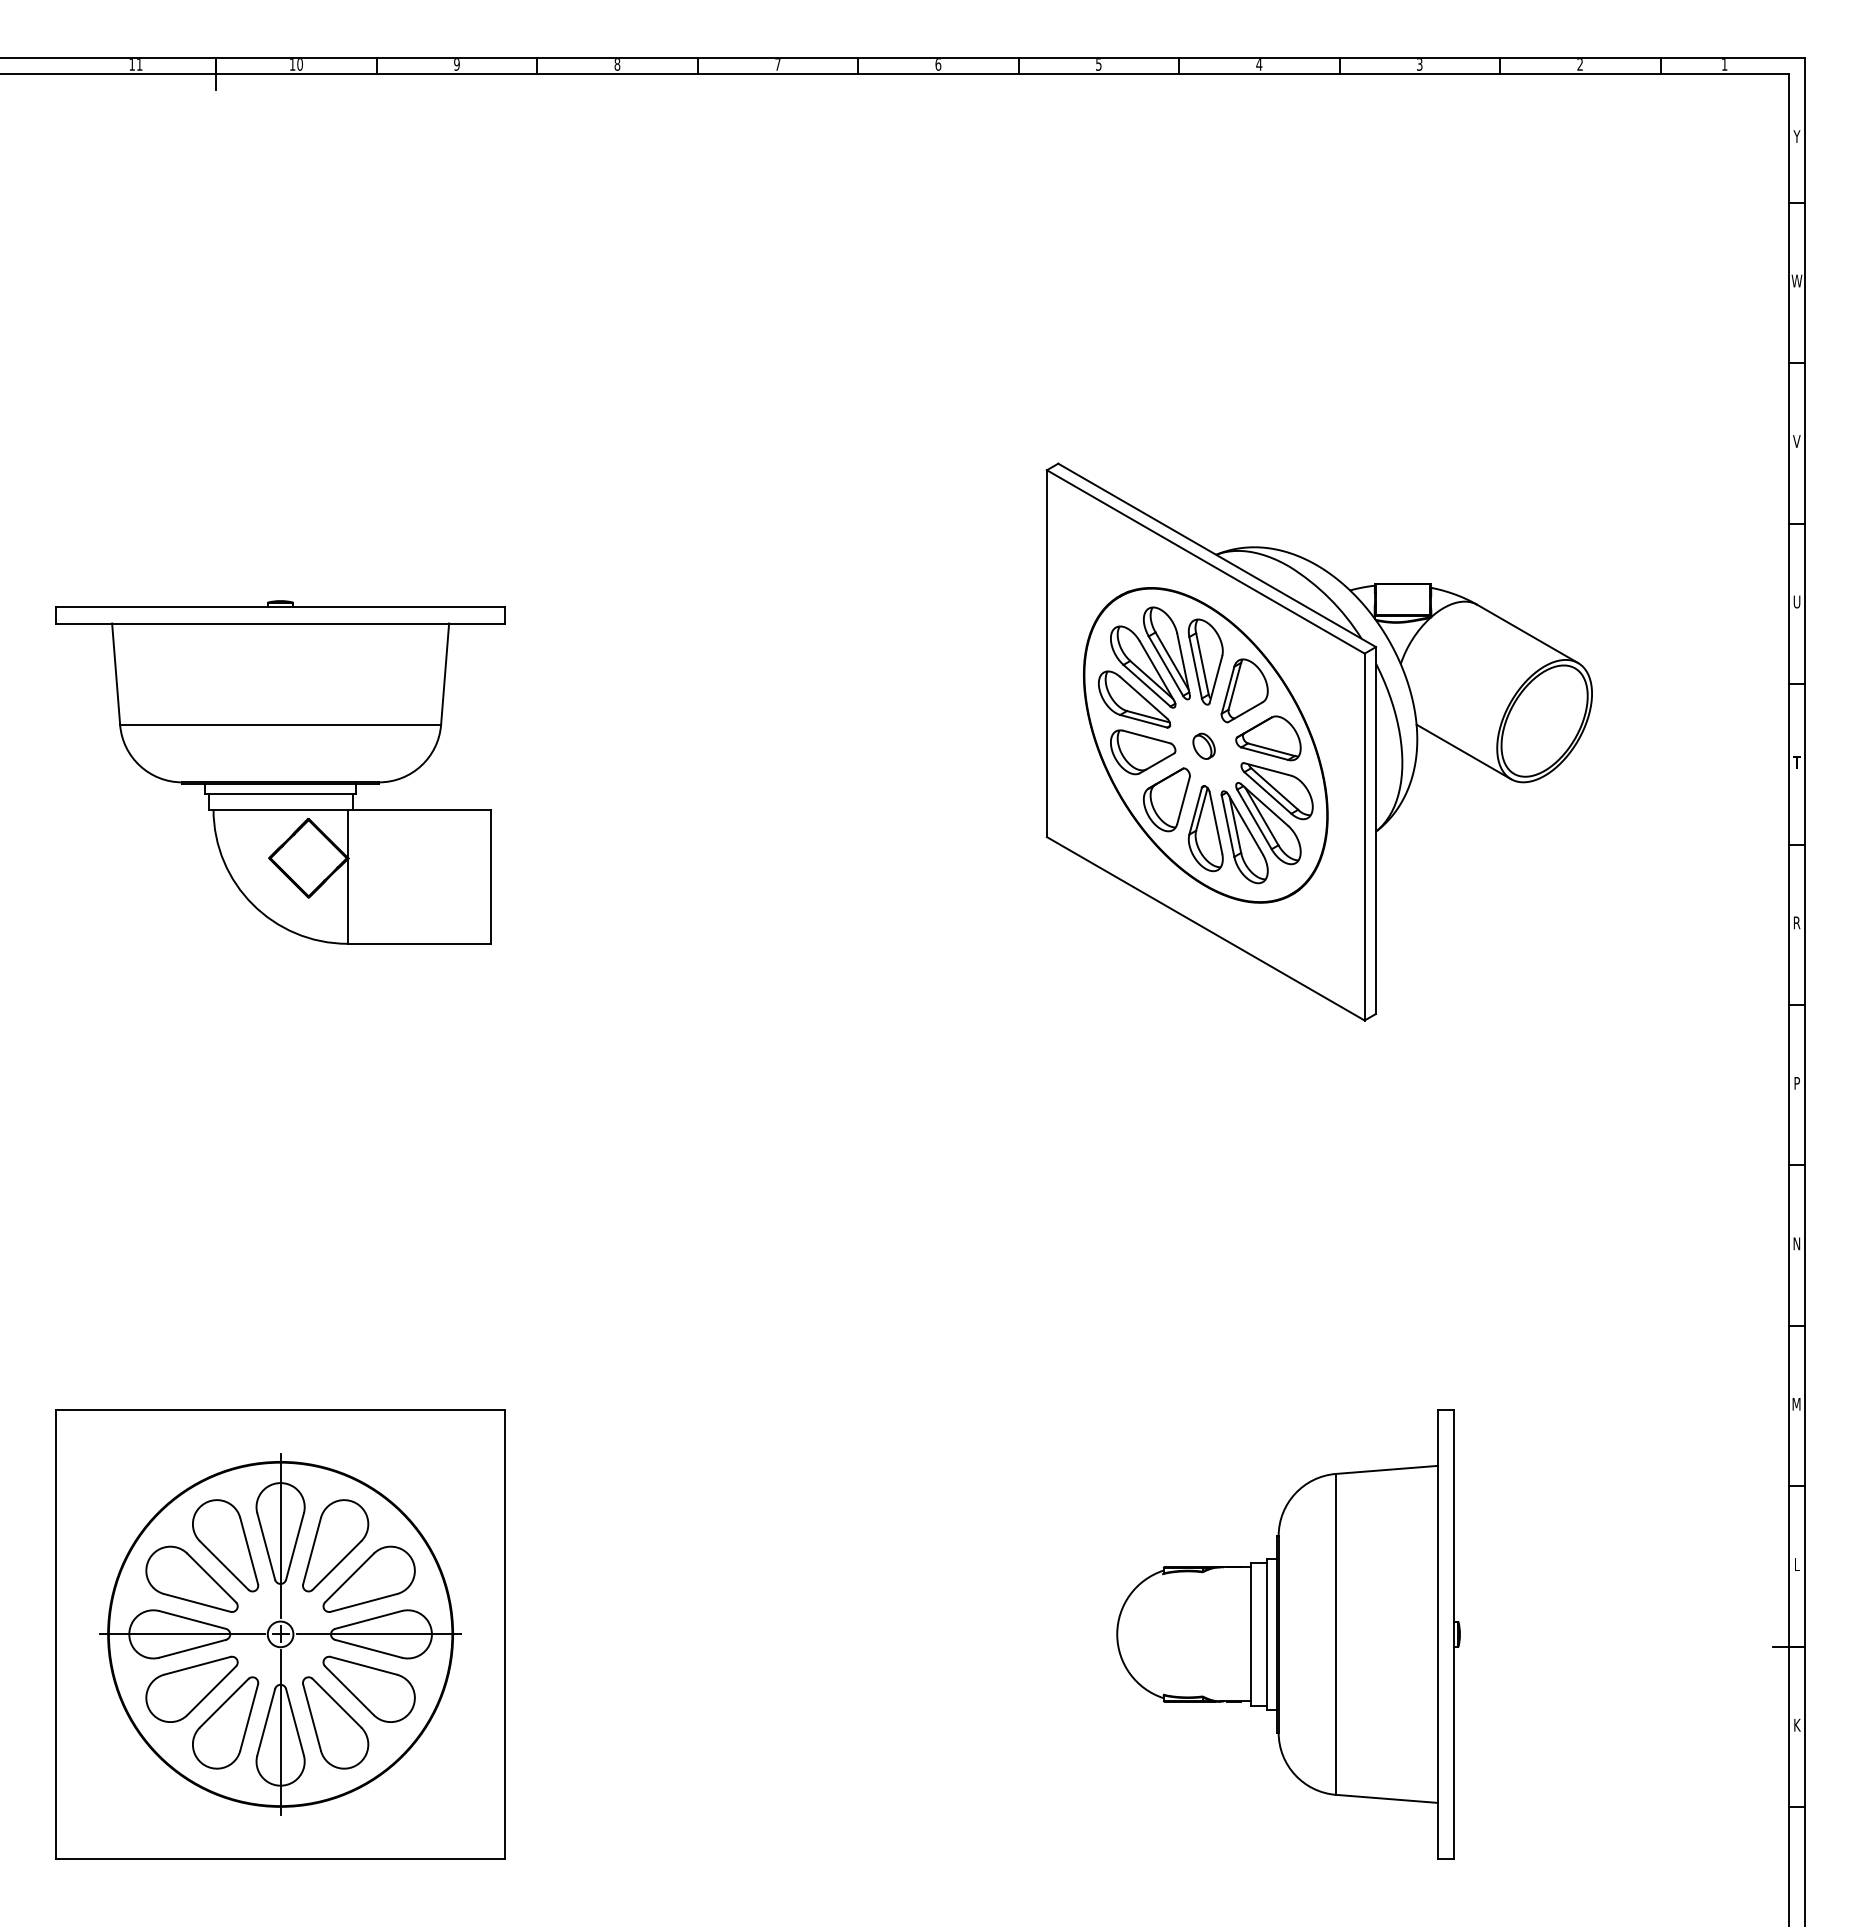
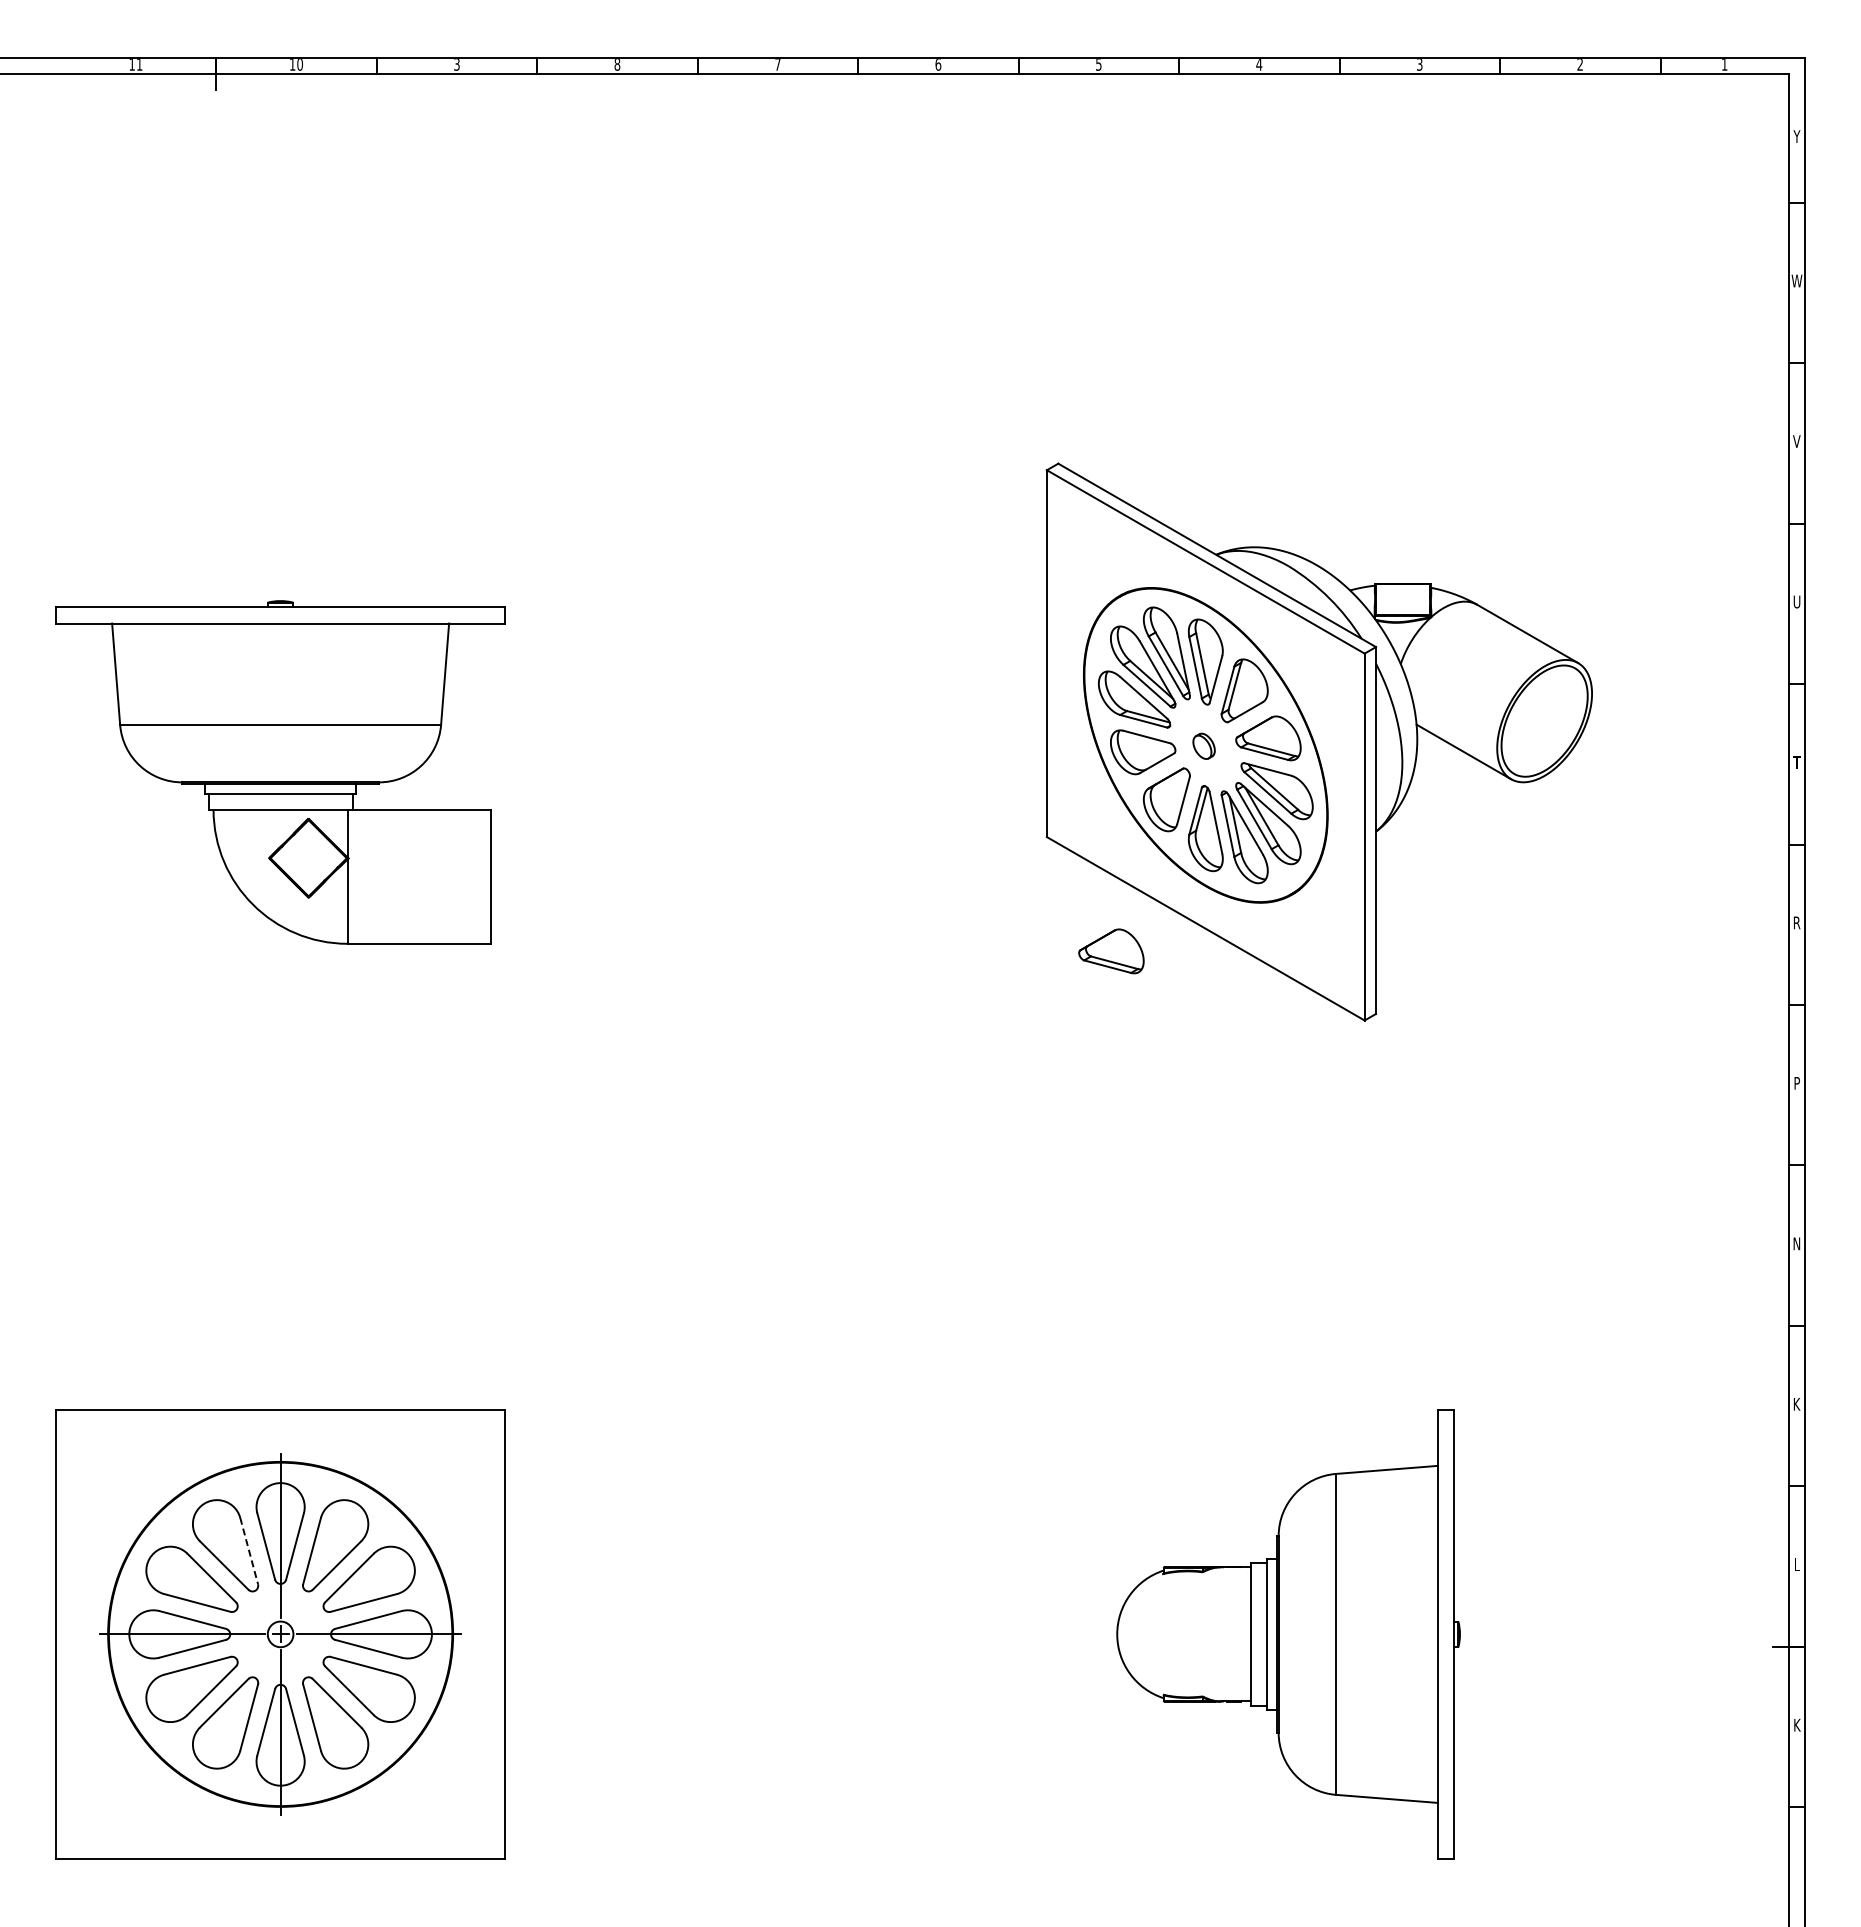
text: 9 -> 3 (456, 64)
part: none -> present (1111, 951)
text: M -> K (1796, 1404)
line: solid -> dashed (249, 1551)
